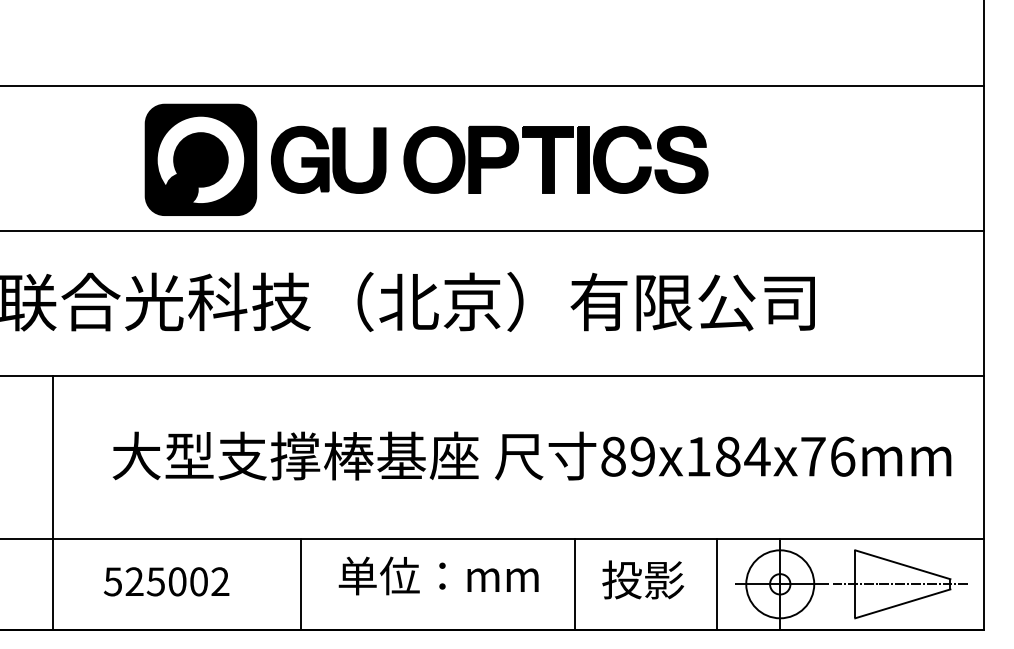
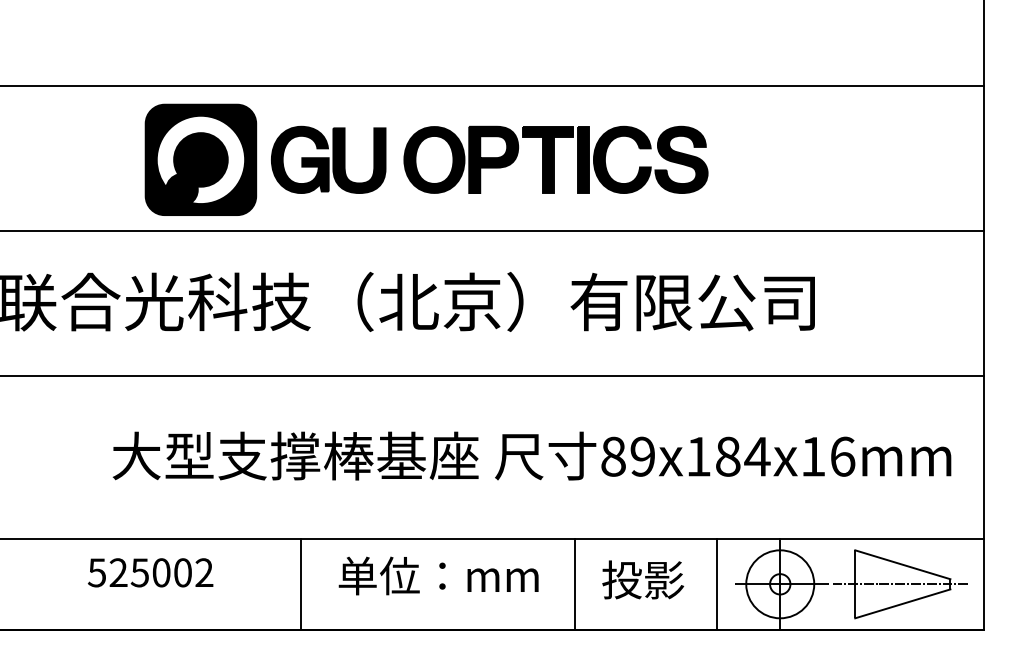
text: 89x184x76mm -> 89x184x16mm (813, 456)
line: present -> none (52, 502)
text position: (166, 581) -> (150, 572) (150, 572)
